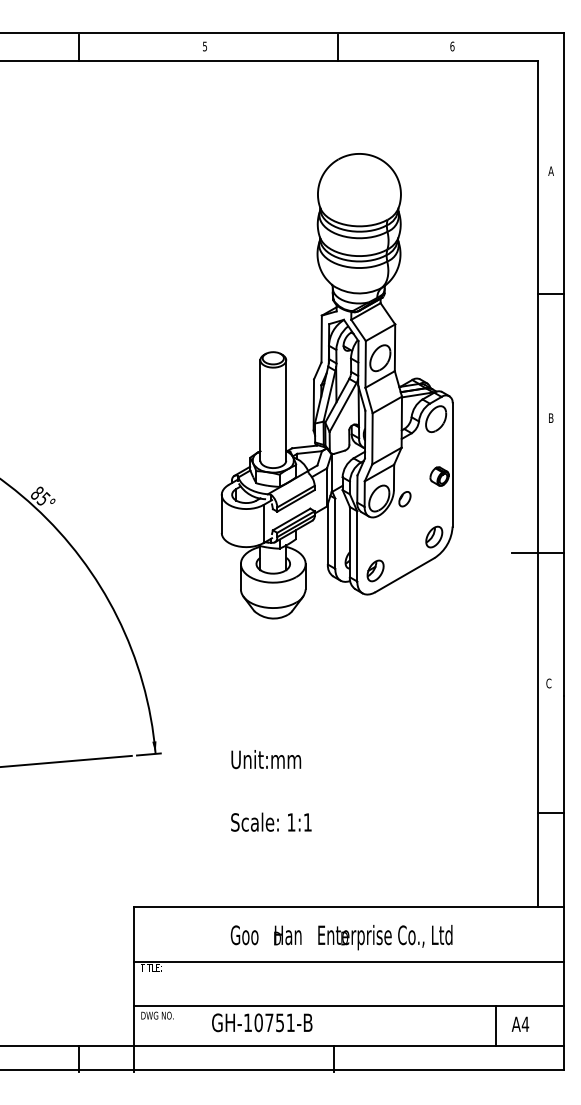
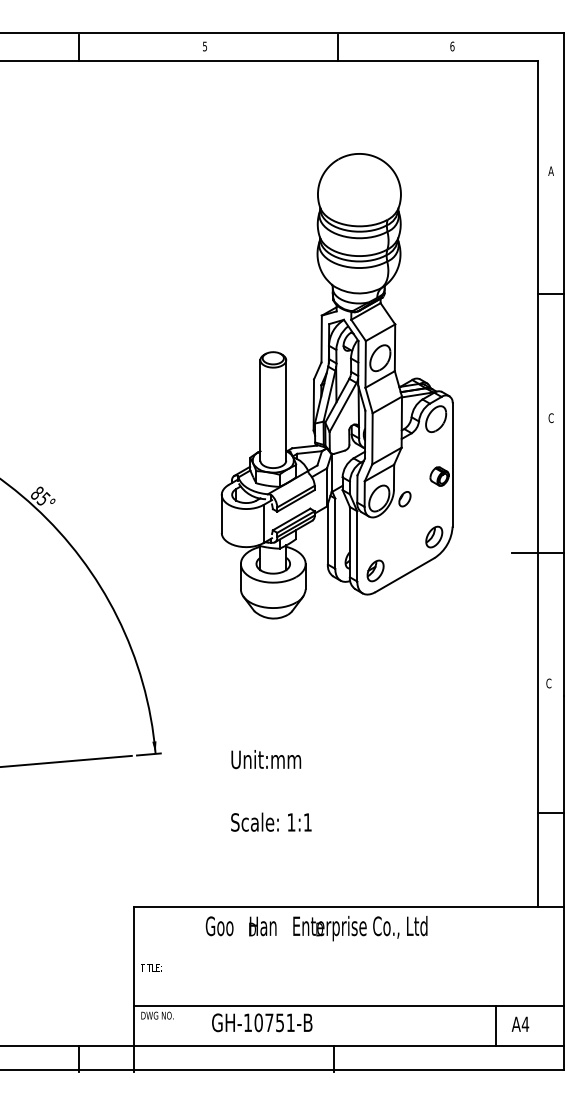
text: B -> C (550, 418)
text position: (341, 937) -> (316, 928) (316, 928)
line: present -> none (348, 961)
